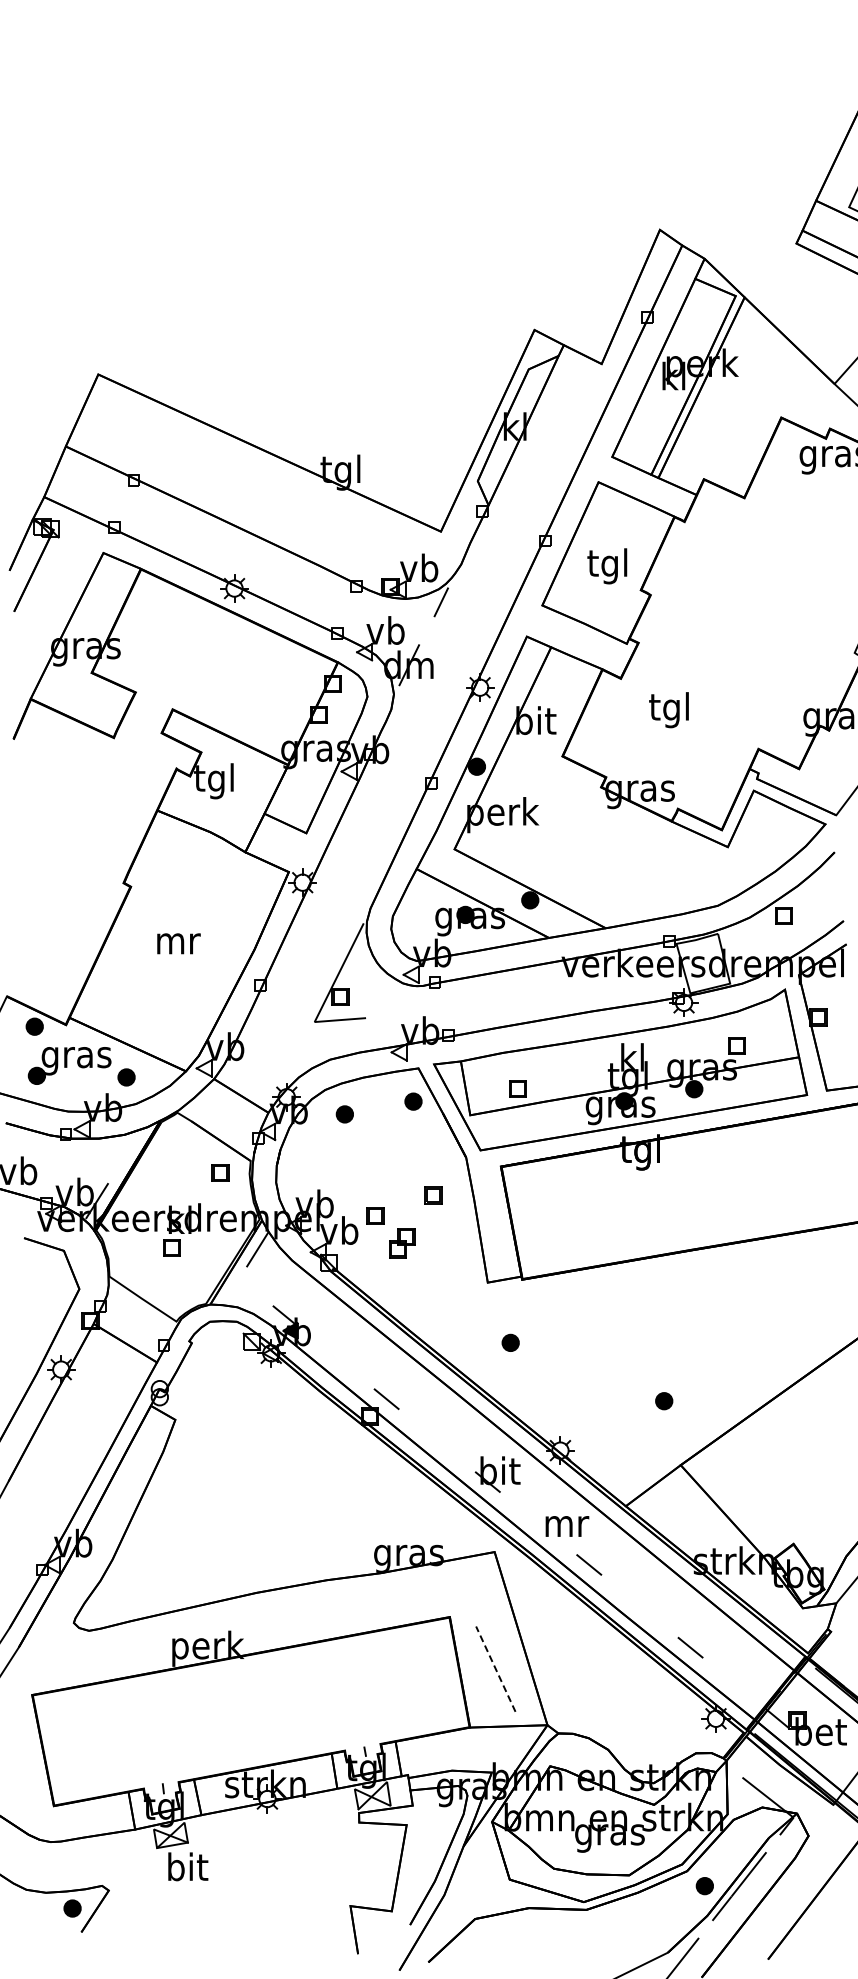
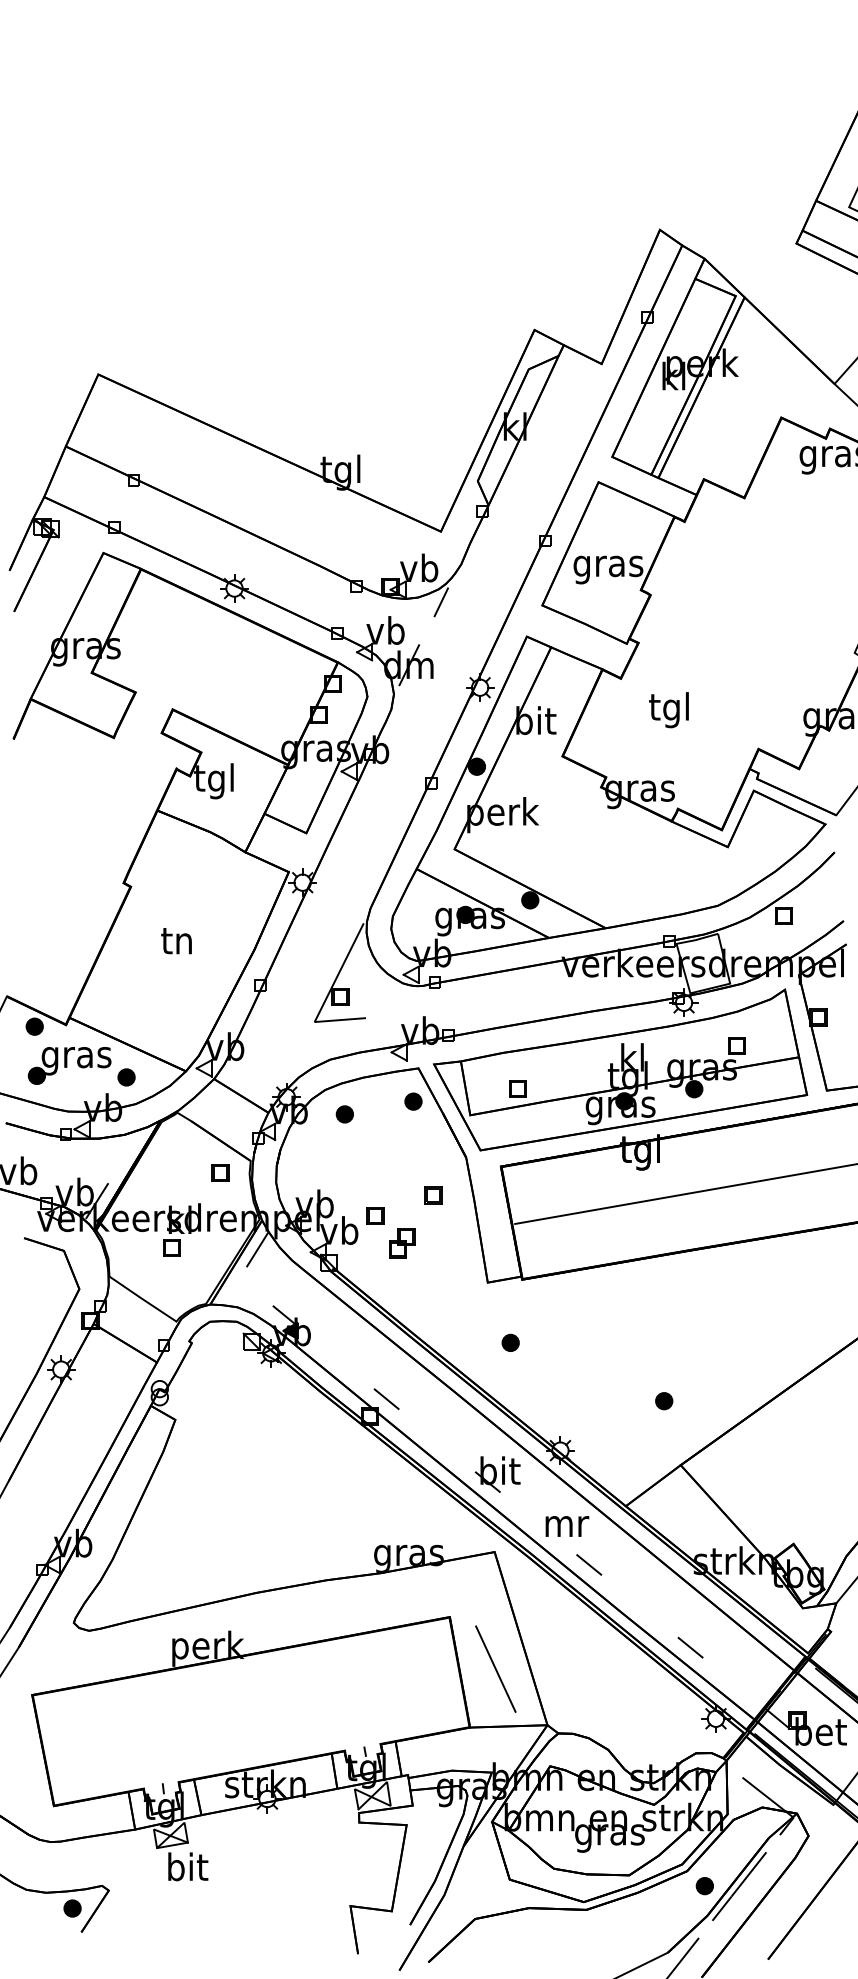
text: tgl -> gras (608, 566)
text: mr -> tn (178, 941)
line: none -> present (684, 1193)
line: dashed -> solid (495, 1669)
